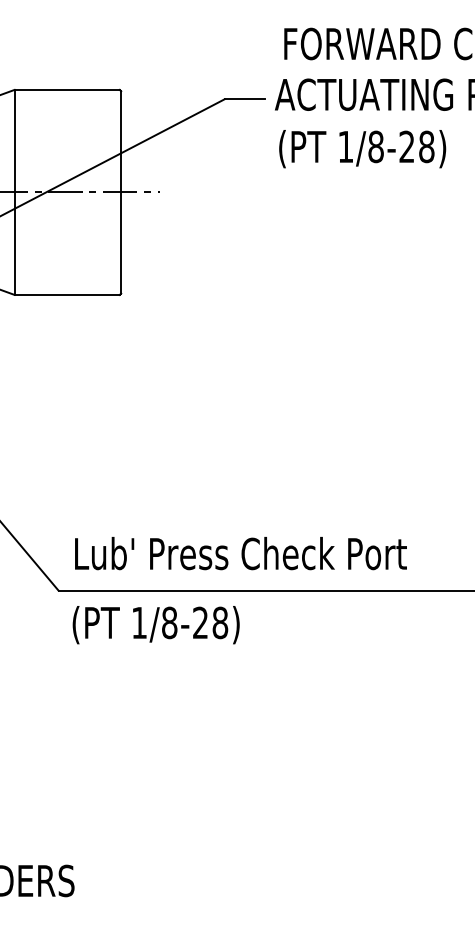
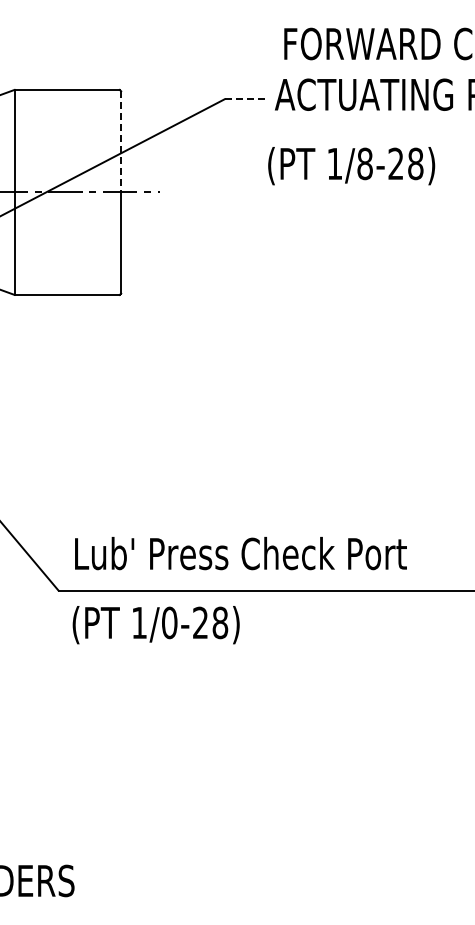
line: solid -> dashed (245, 99)
line: solid -> dashed (121, 141)
text position: (362, 149) -> (351, 166) (351, 166)
text: 1/8-28) -> 1/0-28) (169, 622)
